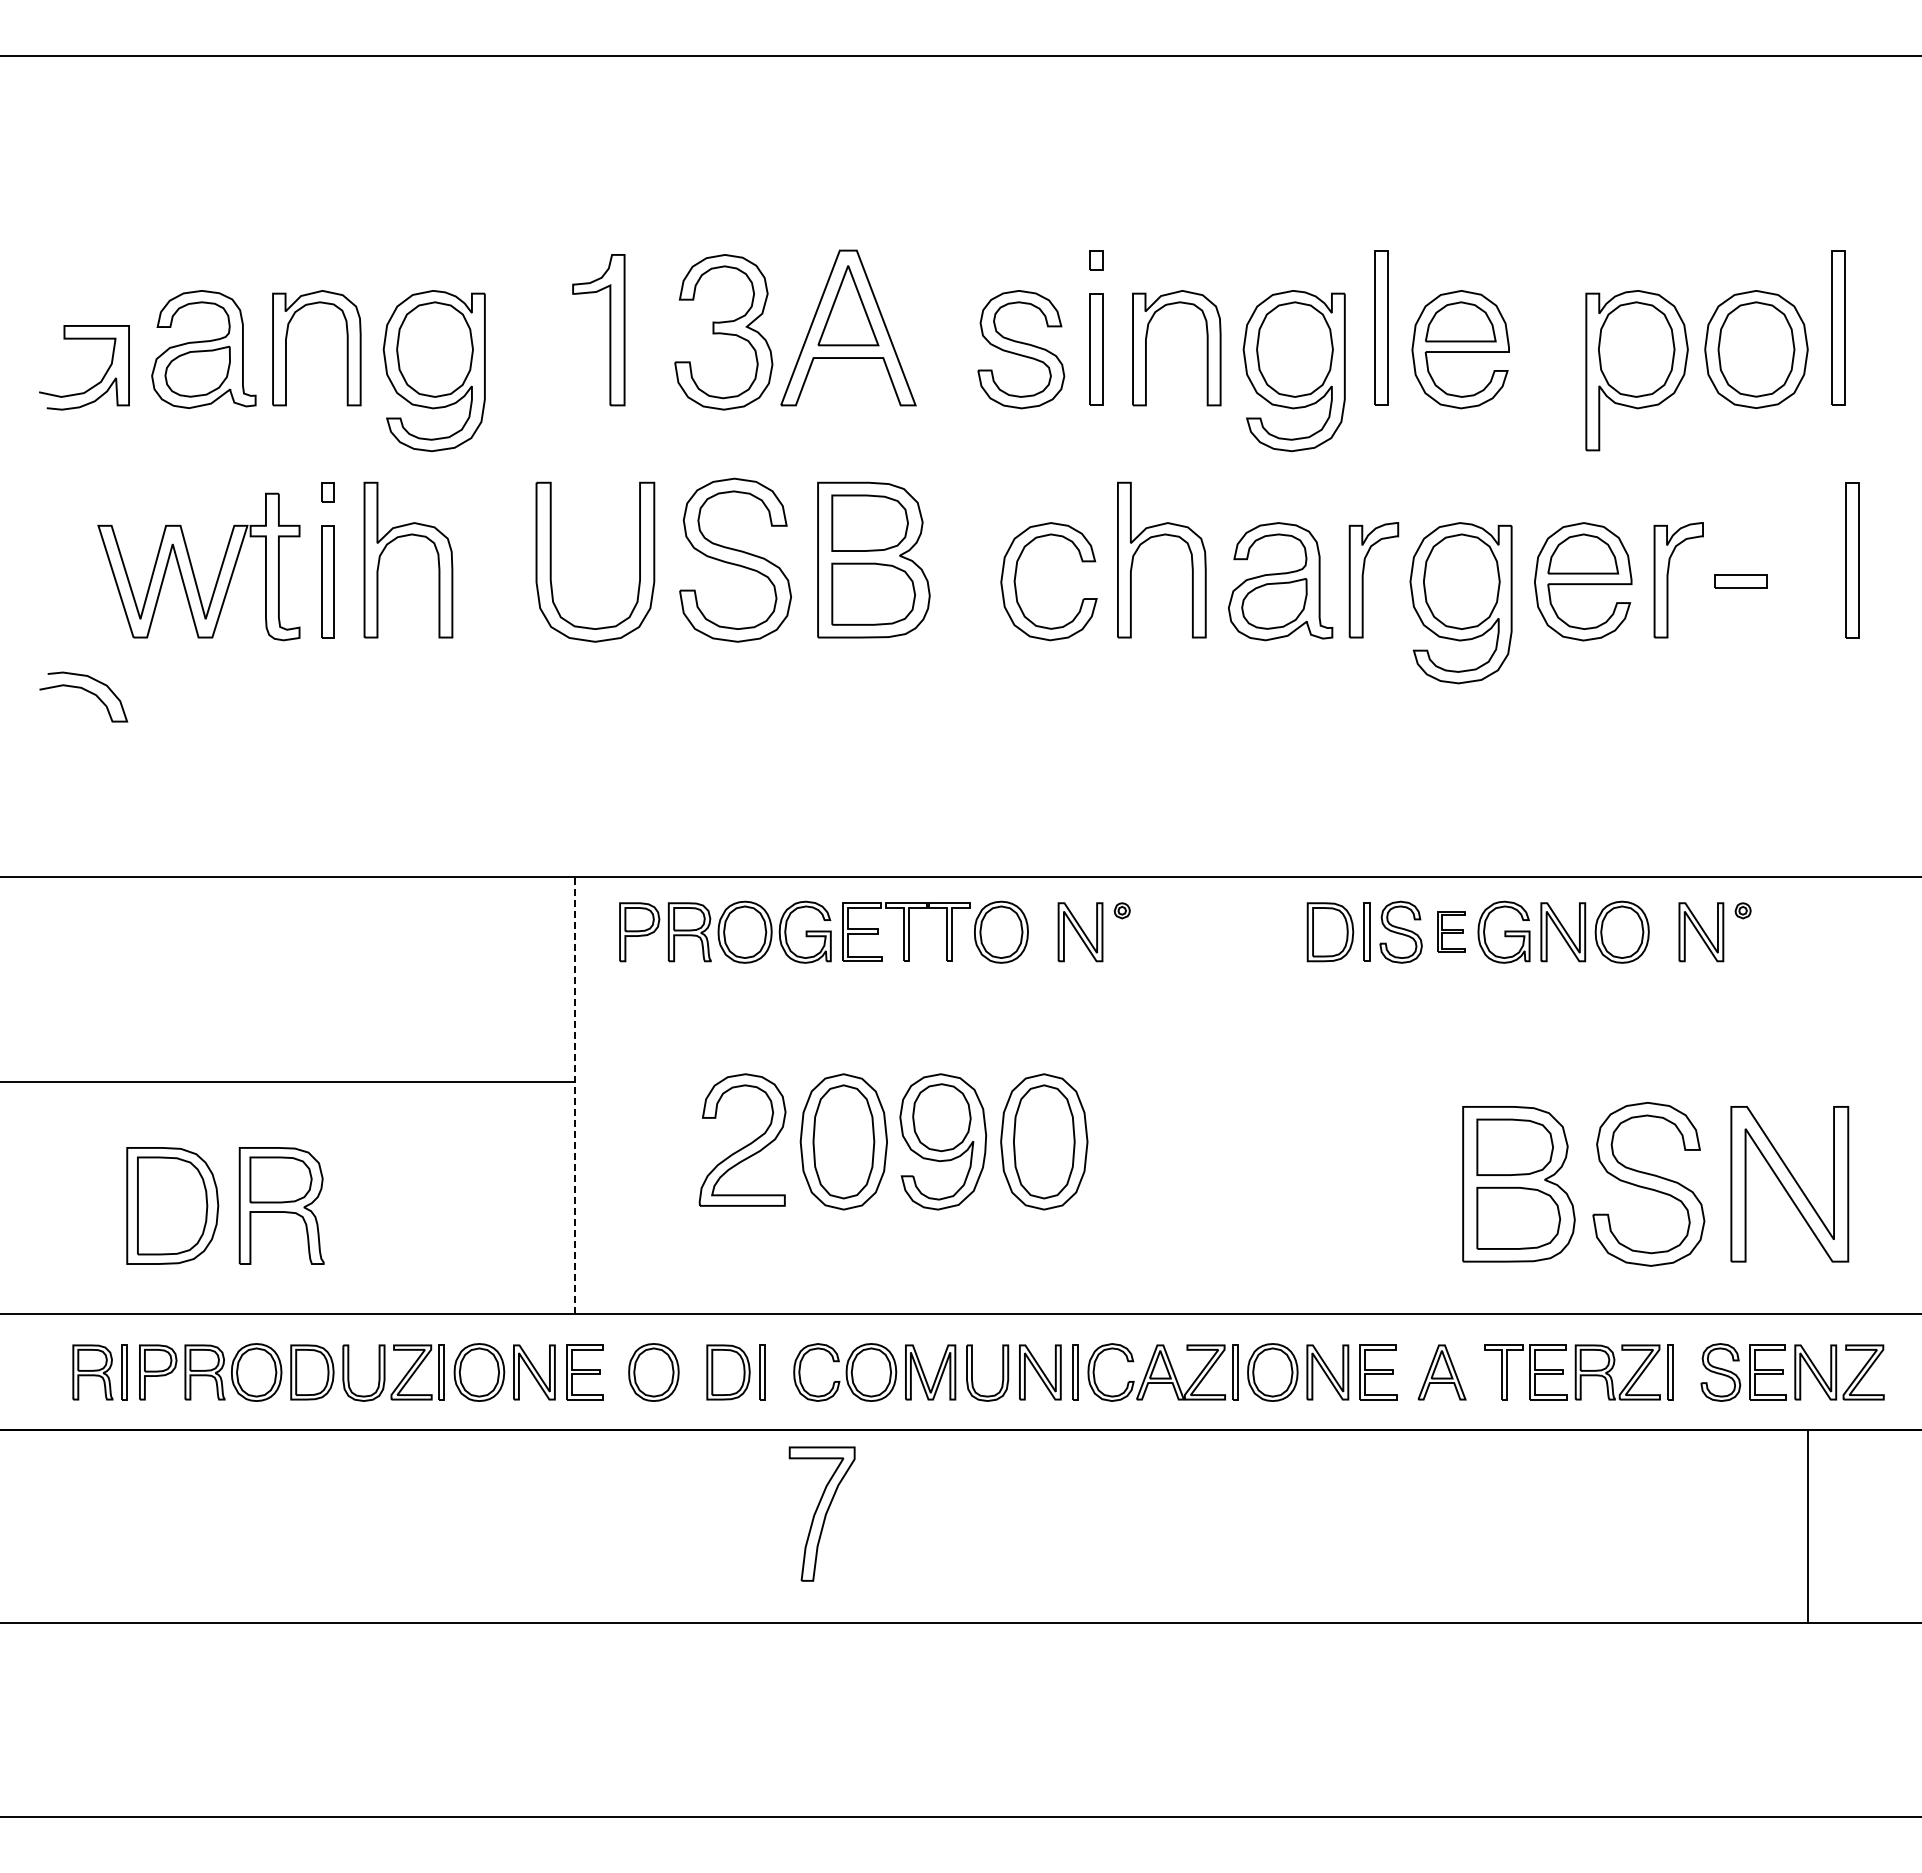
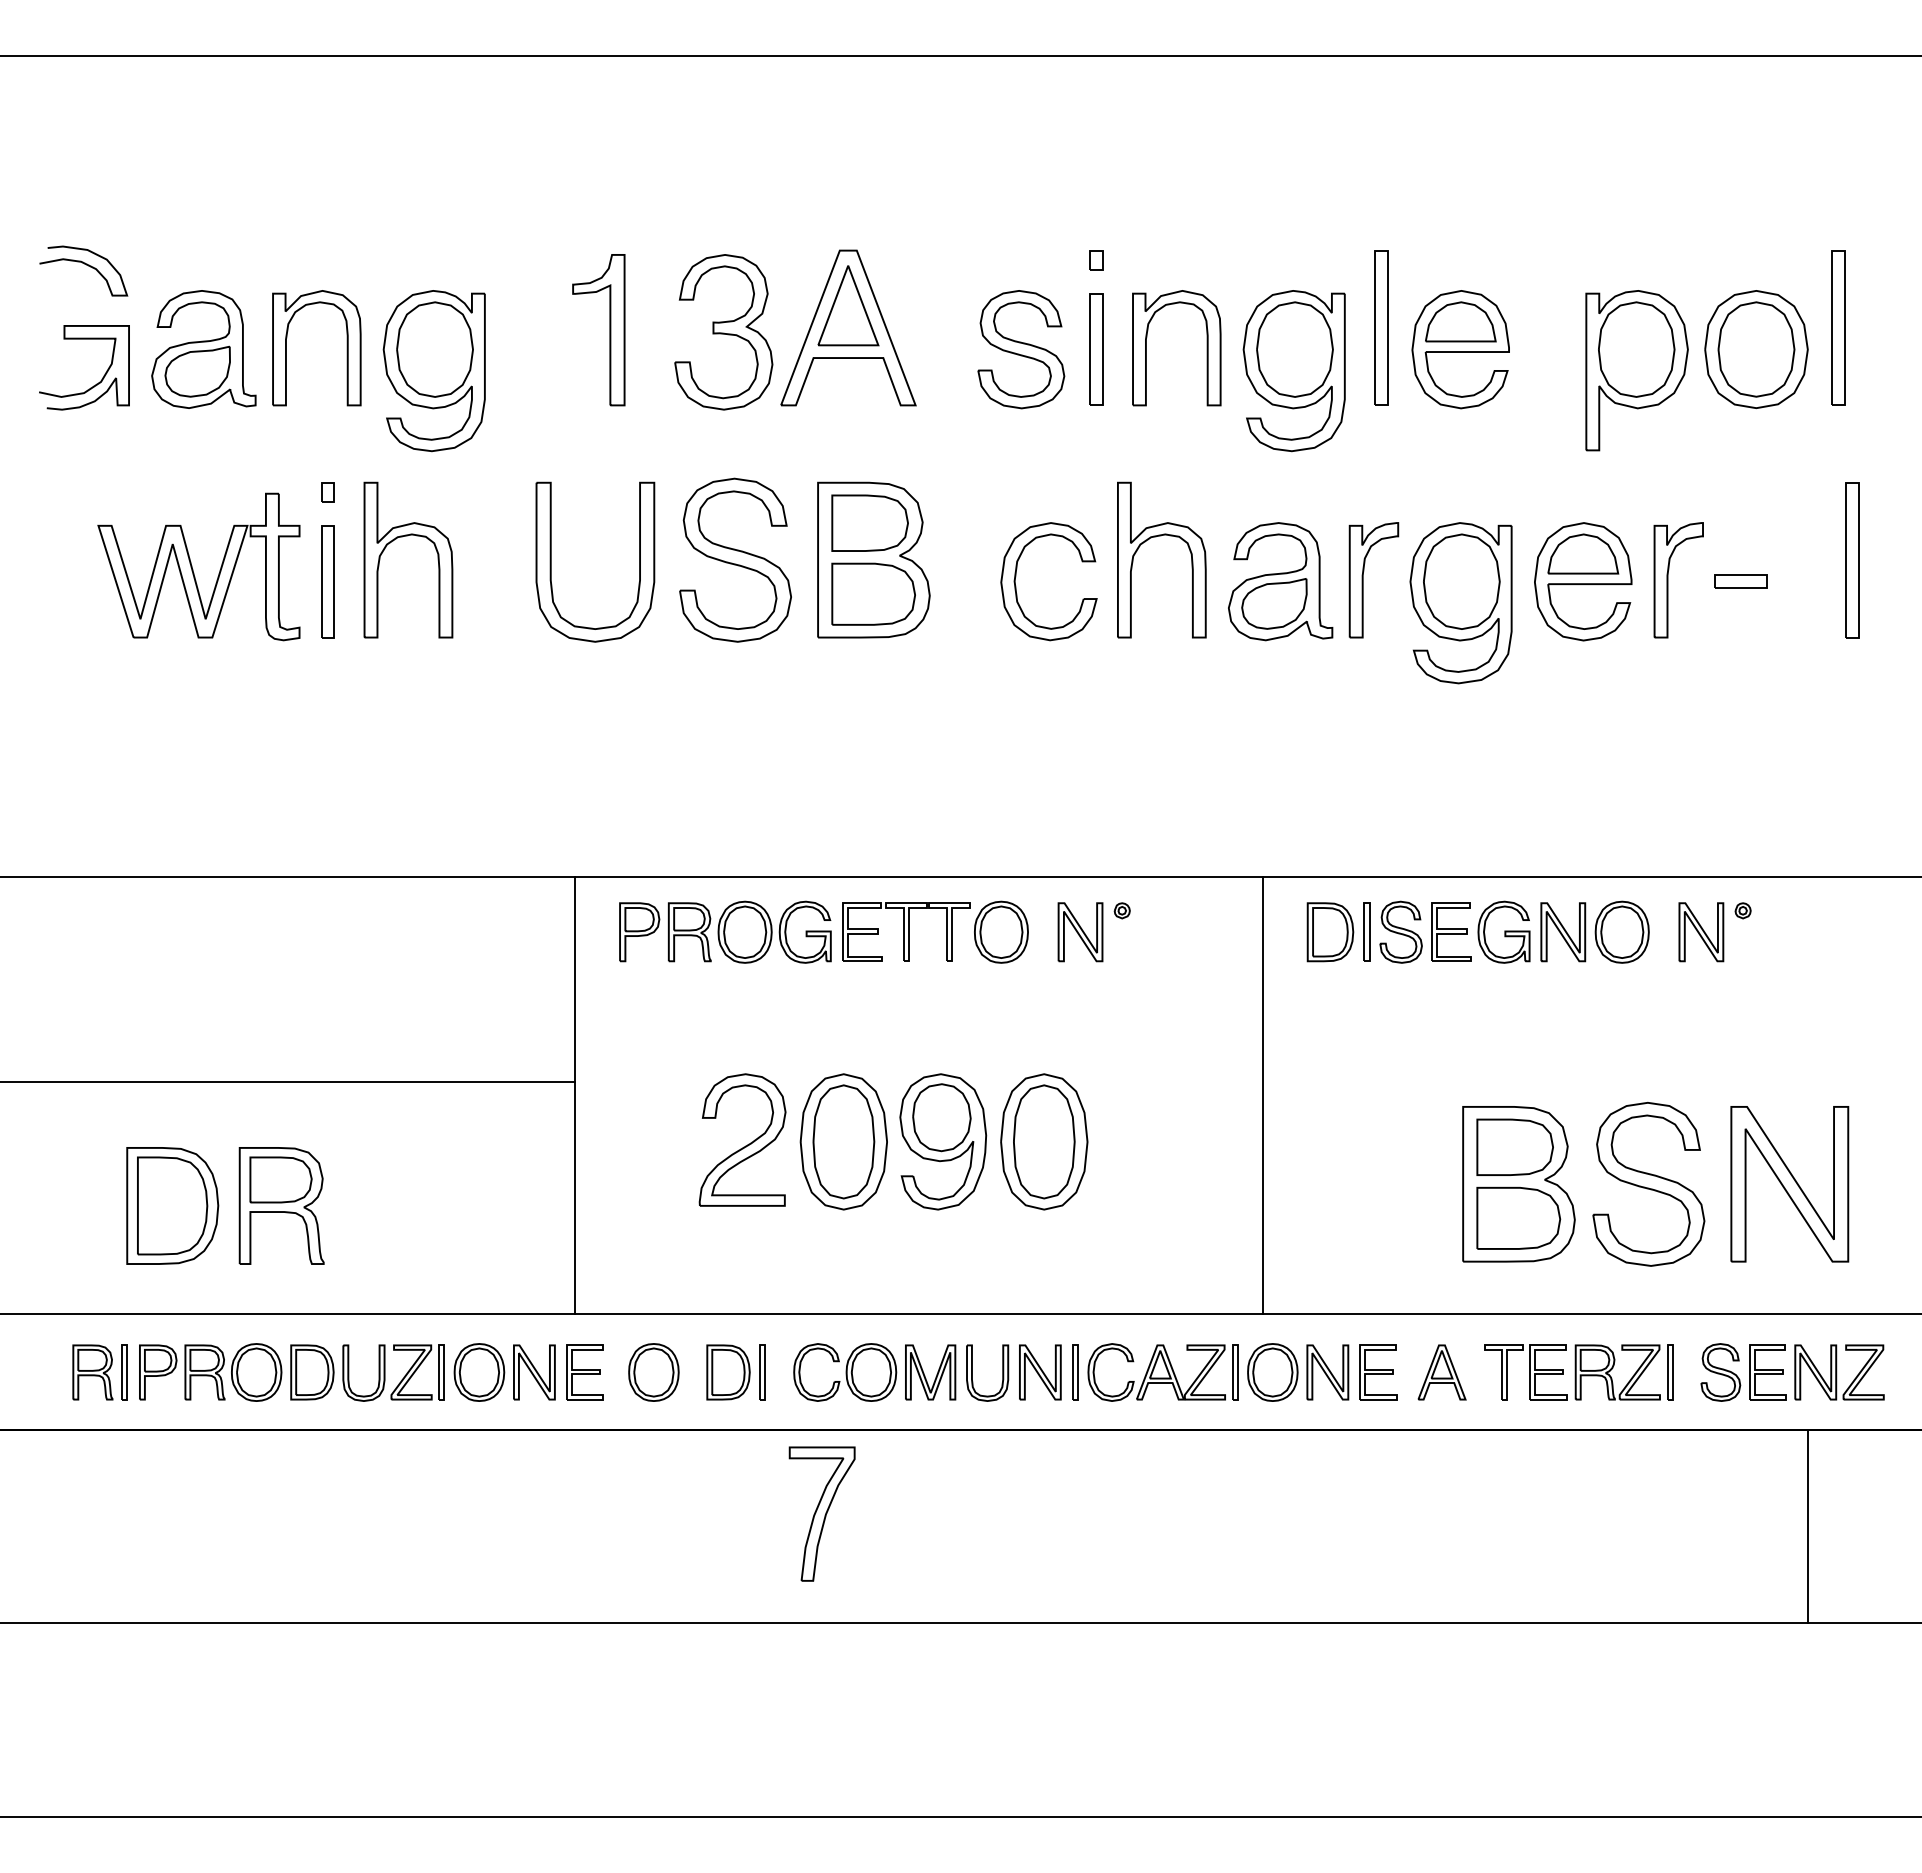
curve position: (86, 691) -> (86, 265) (86, 265)
part size: 29x42 px -> 41x60 px (1451, 931)
line: none -> present (1262, 1094)
line: dashed -> solid (574, 1095)
